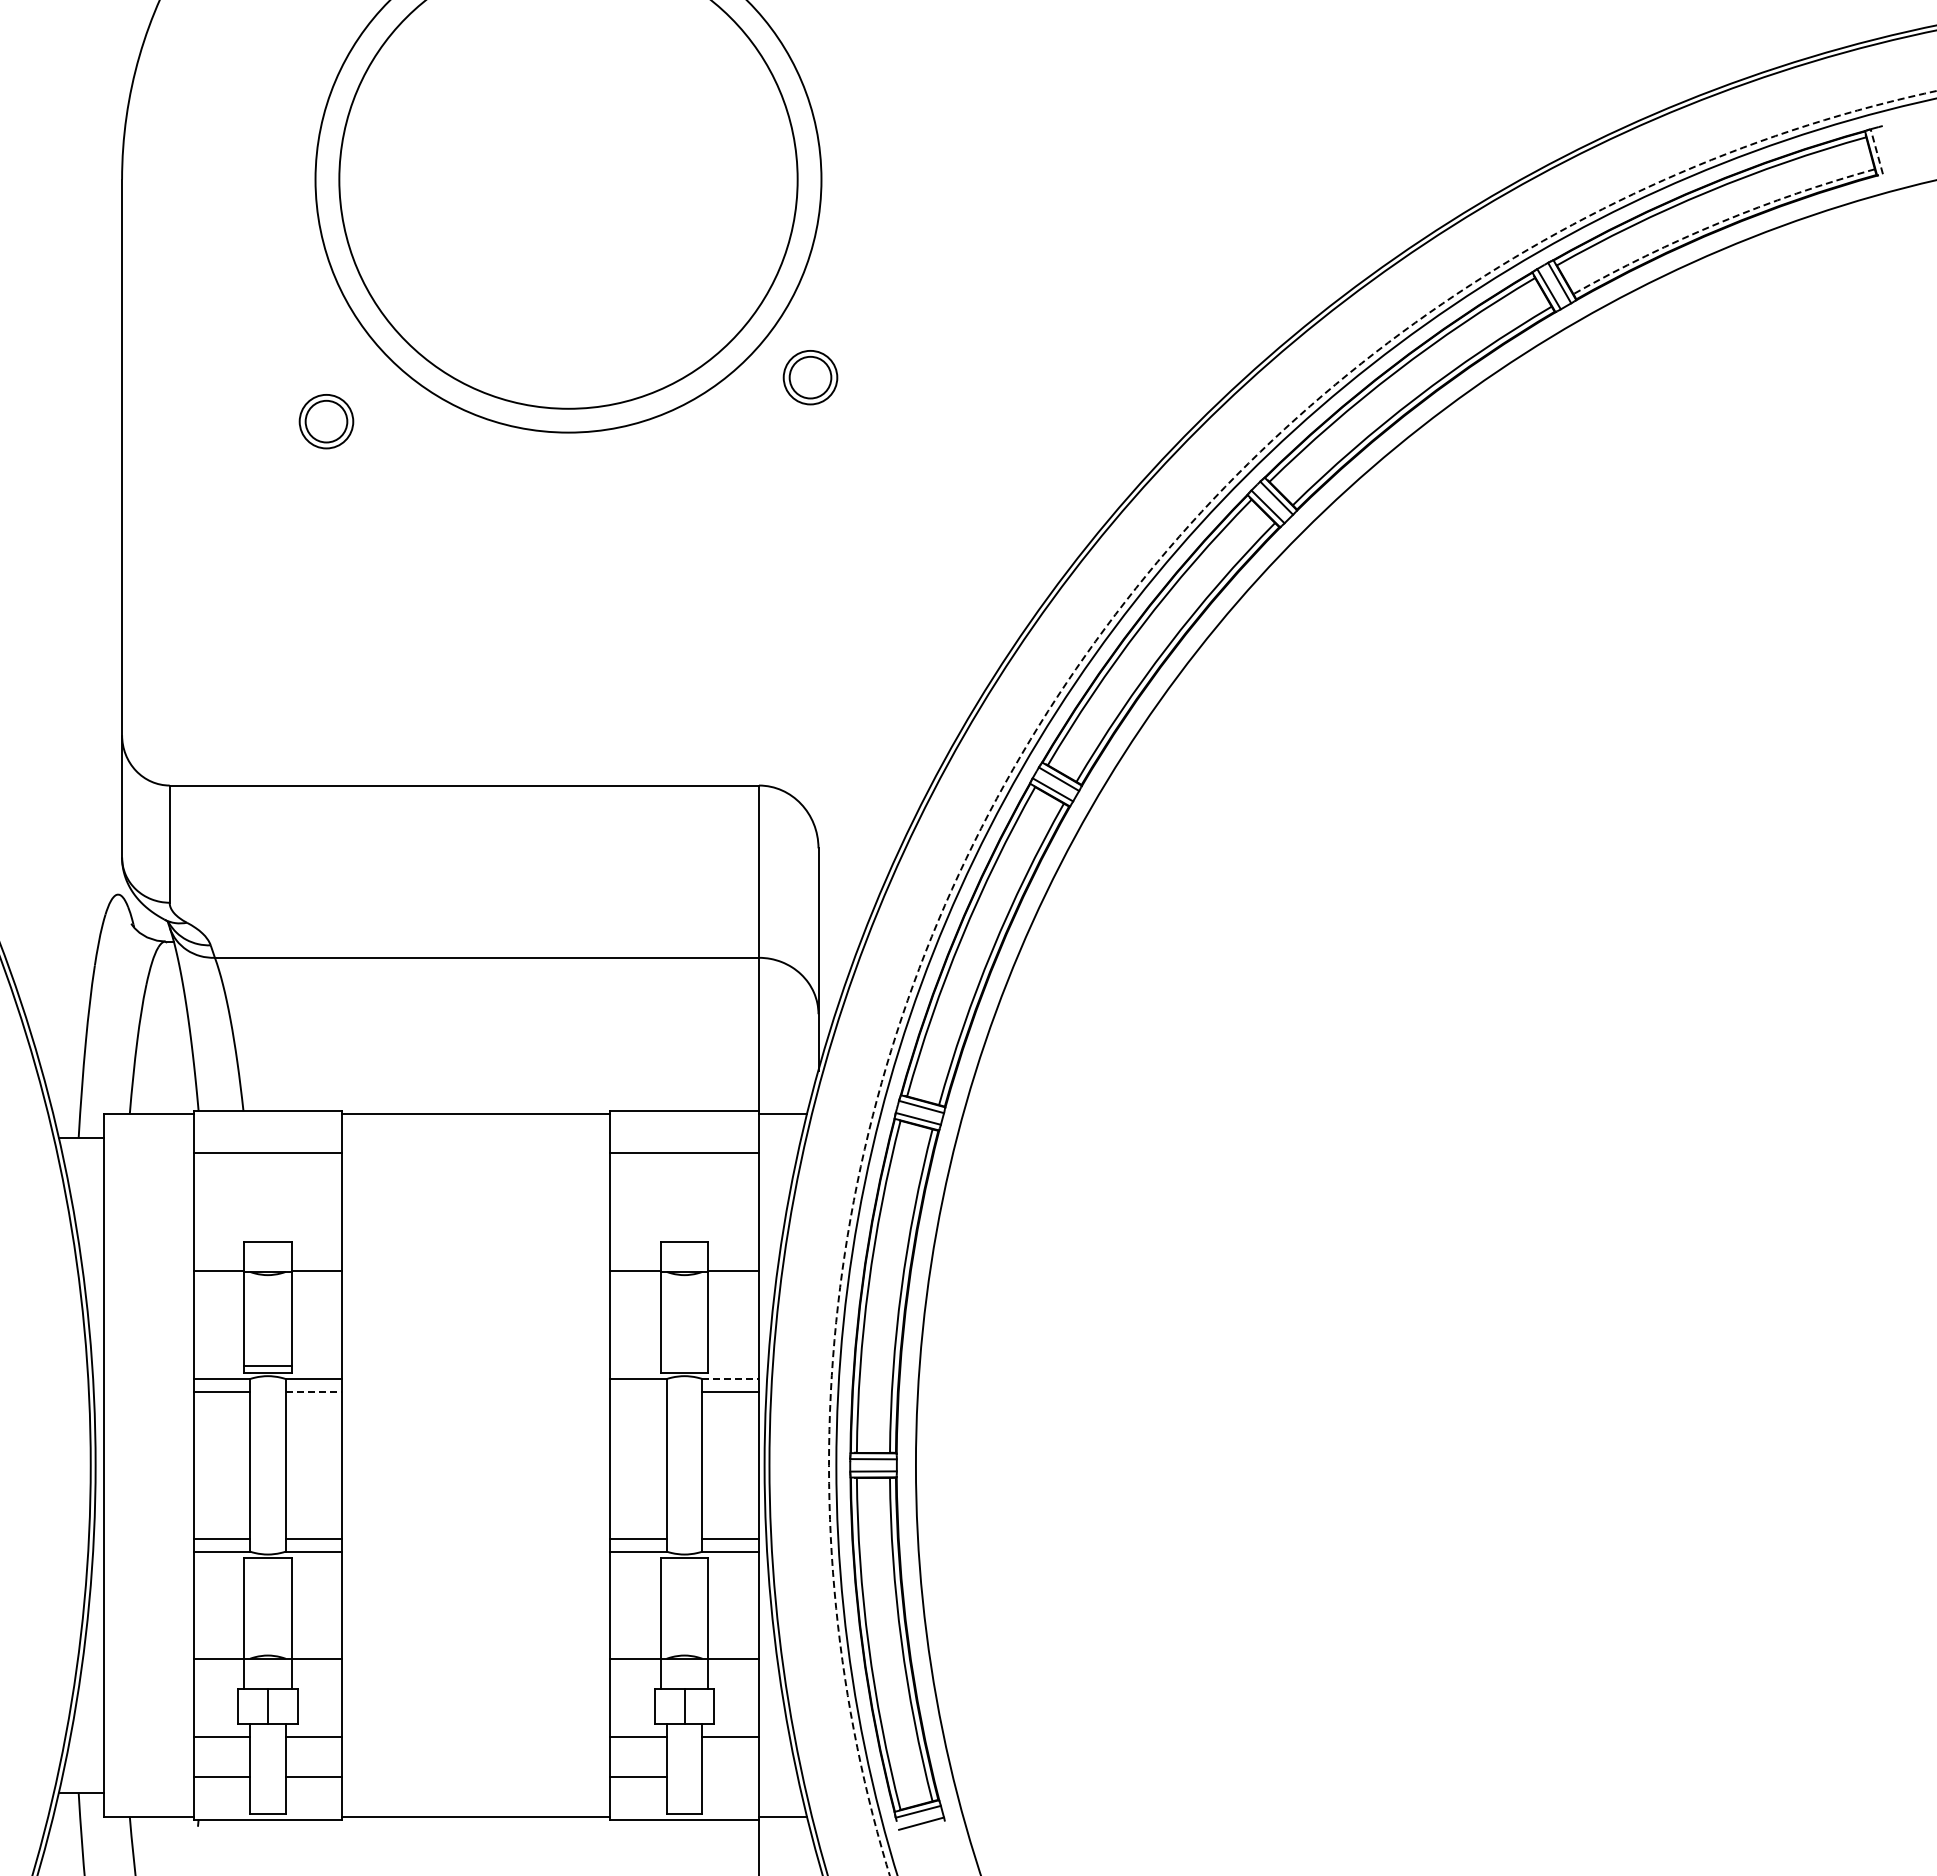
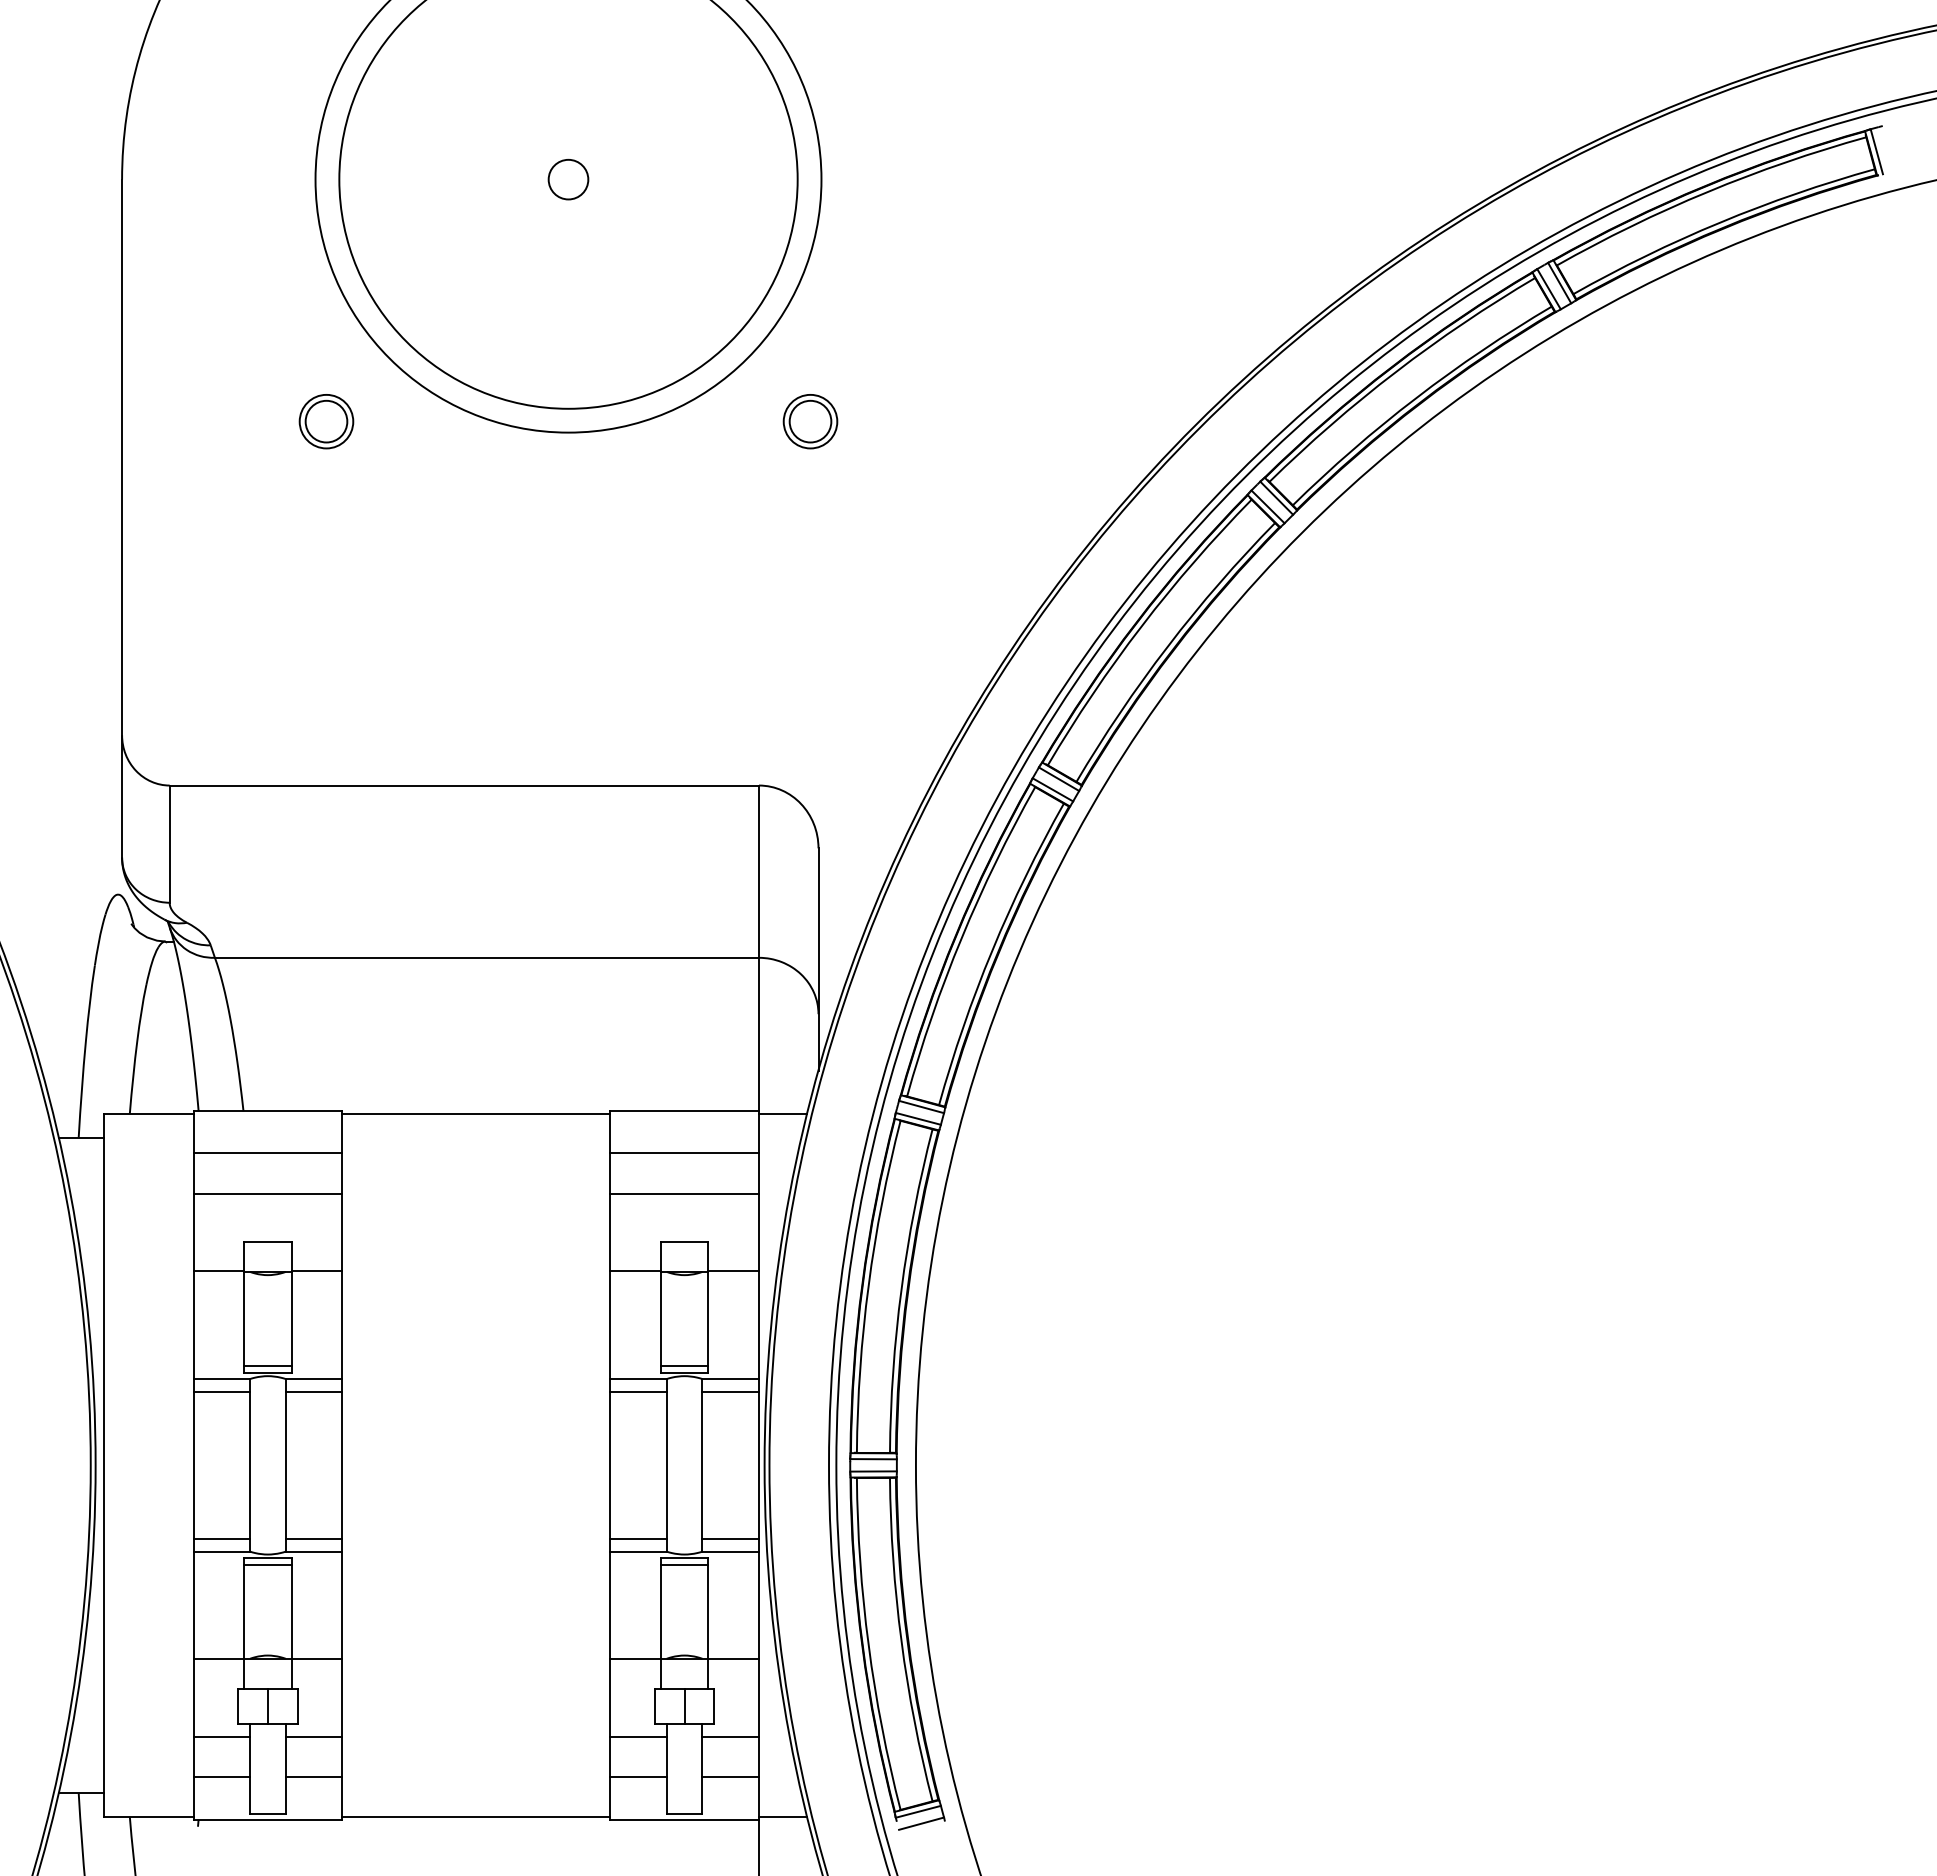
line: dashed -> solid (1876, 151)
circle: none -> present (568, 179)
arc: dashed -> solid (1720, 222)
part position: (810, 377) -> (810, 421) (810, 421)
arc: dashed -> solid (1021, 754)
line: none -> present (267, 1193)
line: none -> present (684, 1193)
line: none -> present (684, 1365)
line: dashed -> solid (731, 1379)
line: dashed -> solid (314, 1391)
line: none -> present (638, 1391)
line: none -> present (267, 1564)
line: none -> present (684, 1564)
line: none -> present (730, 1777)
